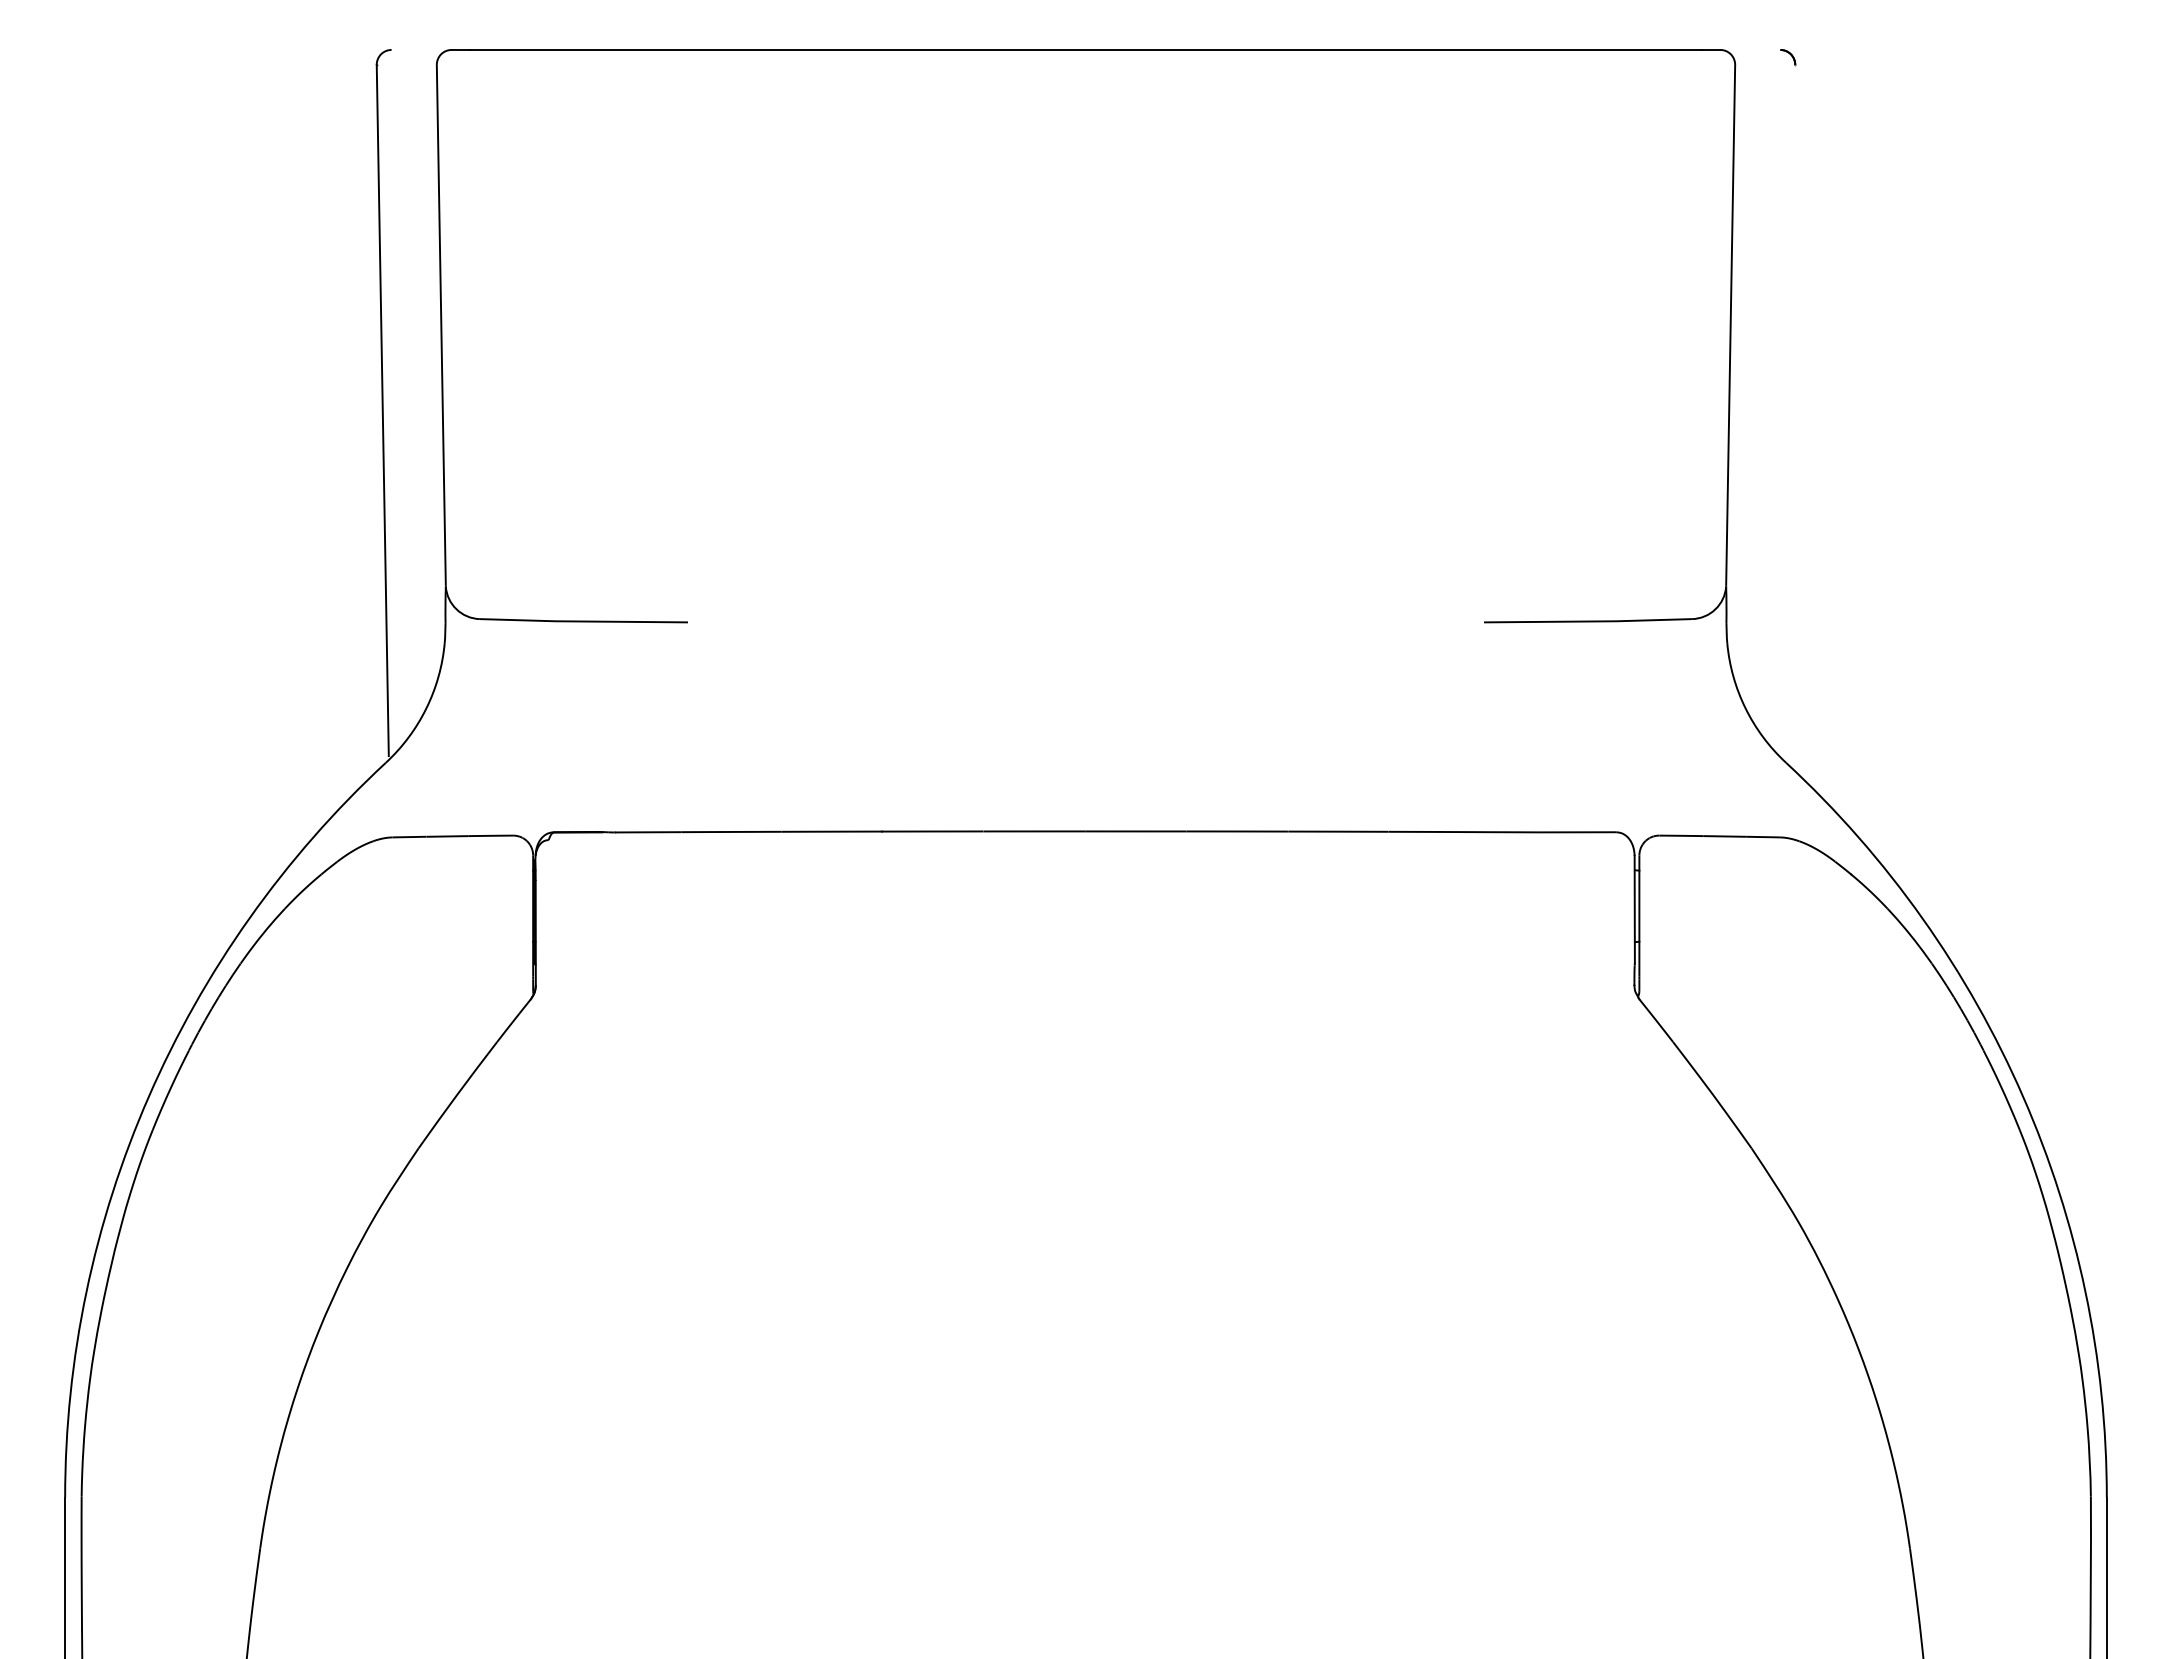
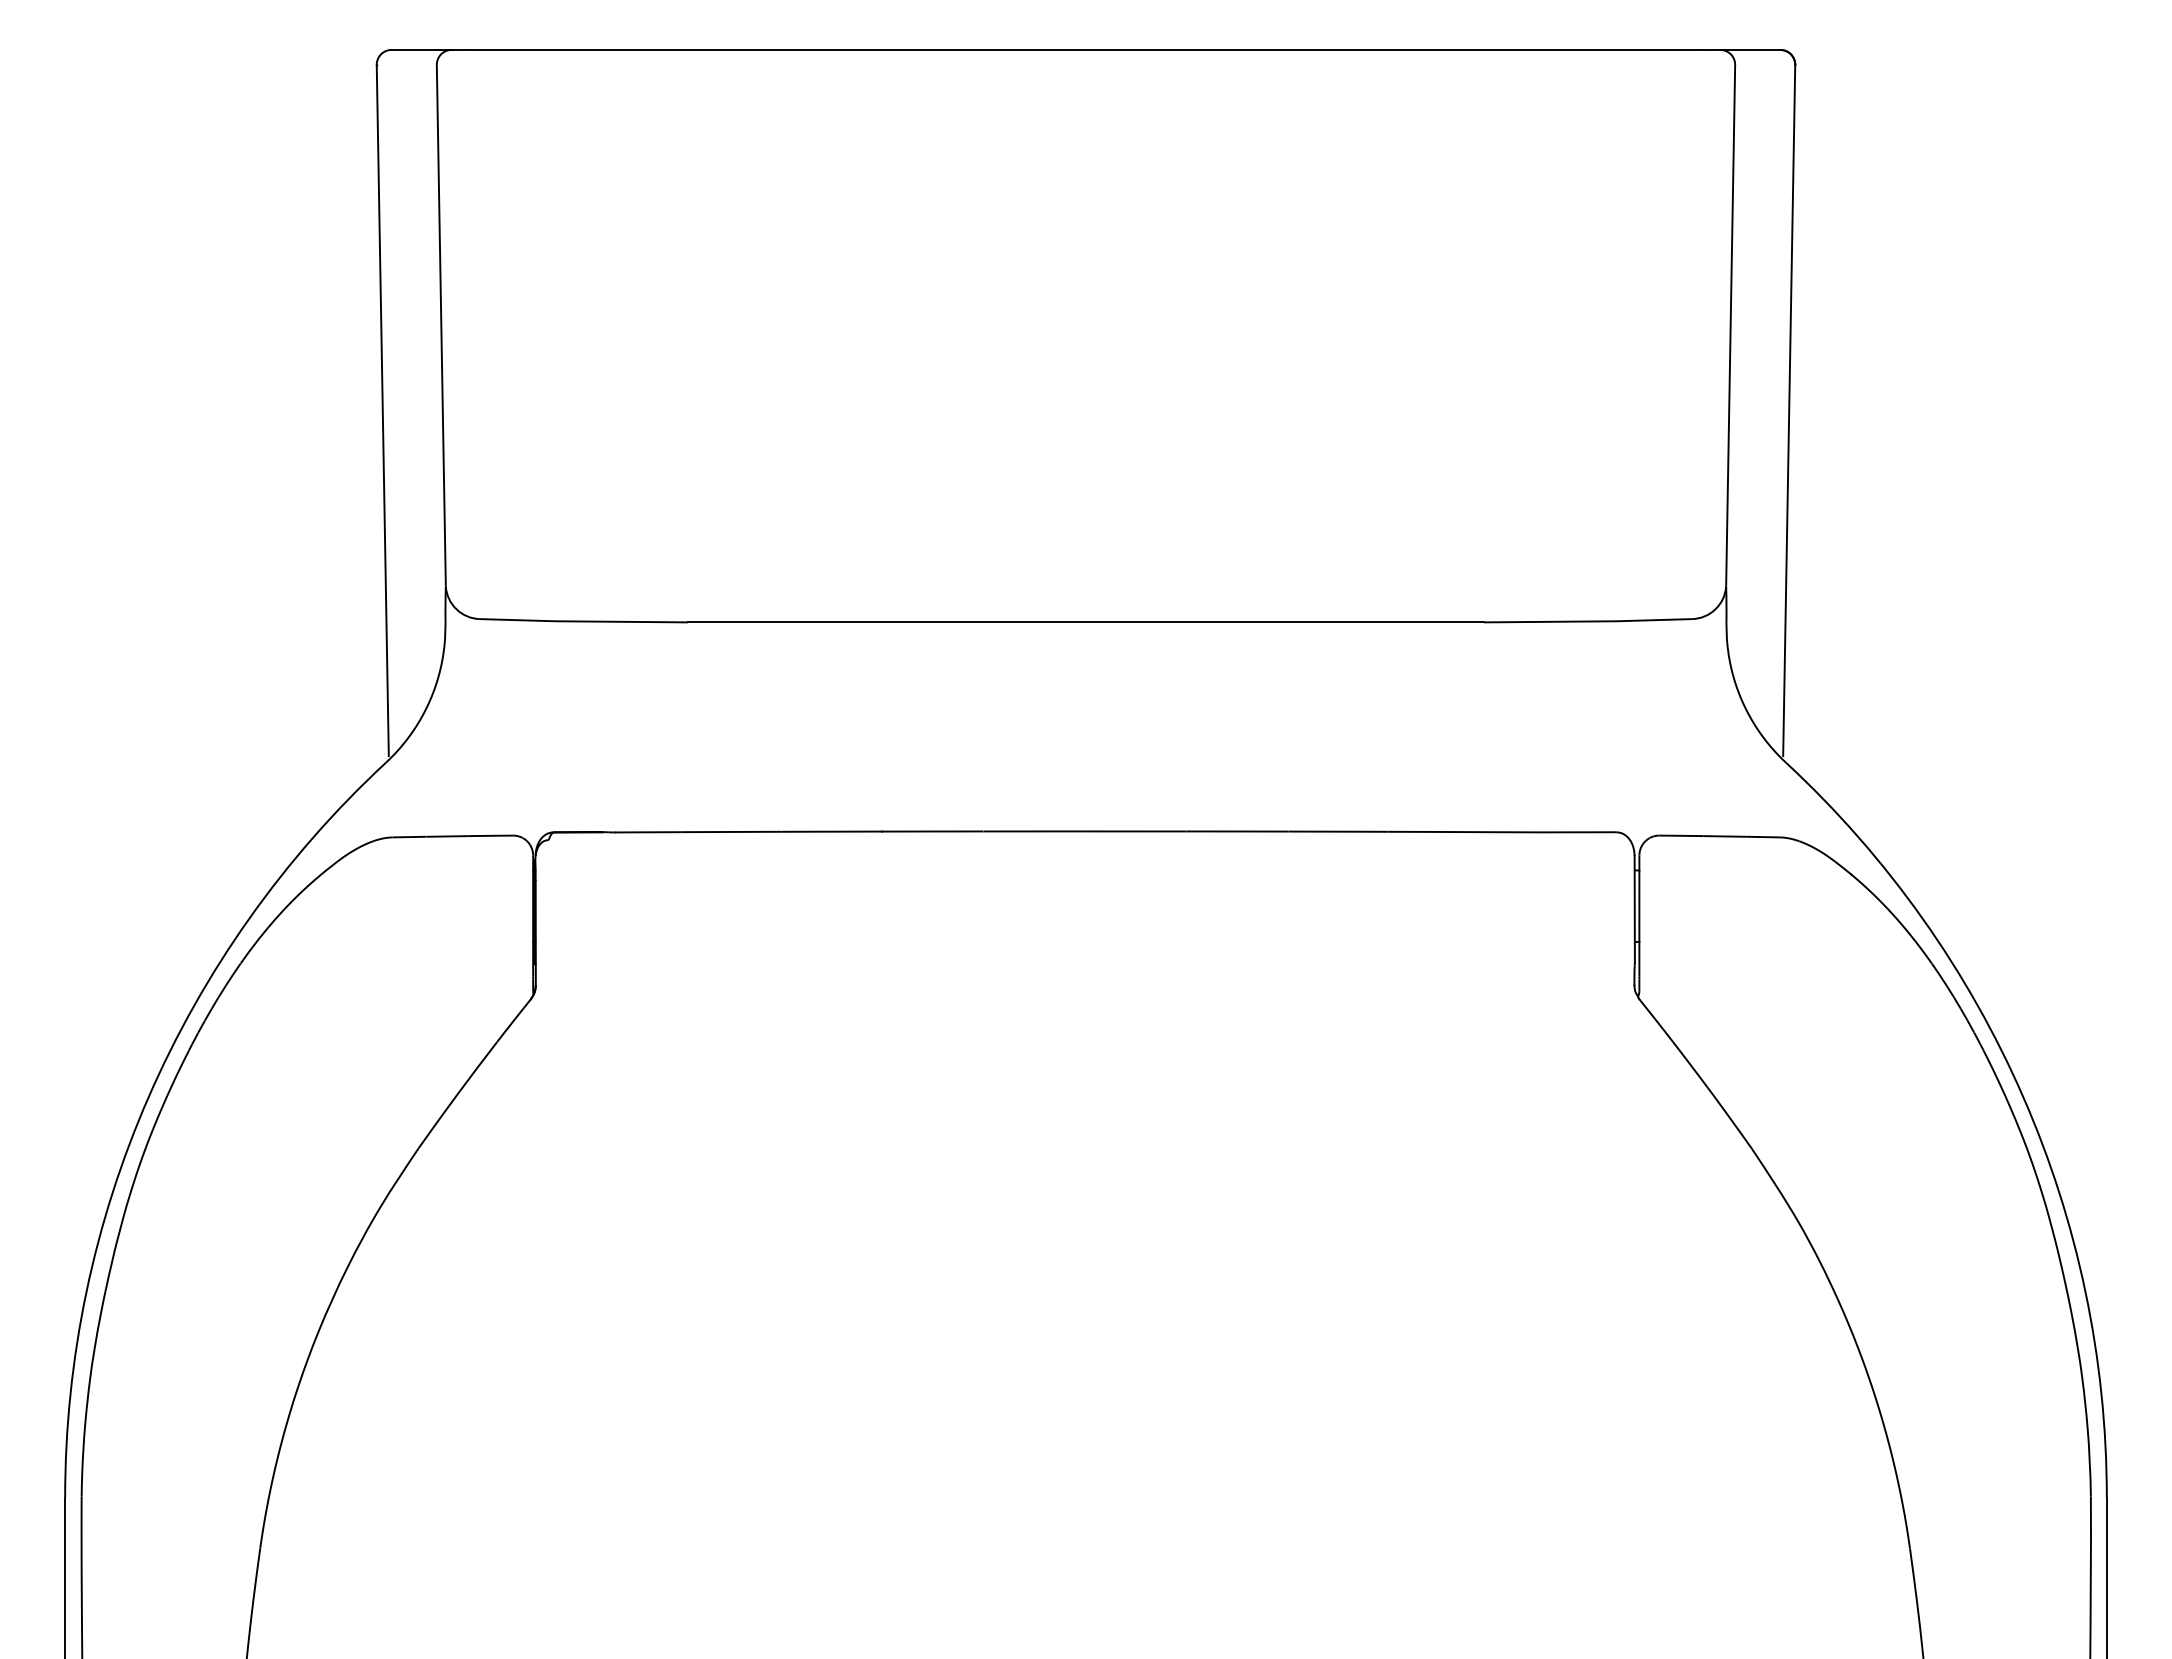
line: none -> present (421, 49)
line: none -> present (1750, 49)
line: none -> present (1789, 410)
line: none -> present (1085, 622)
